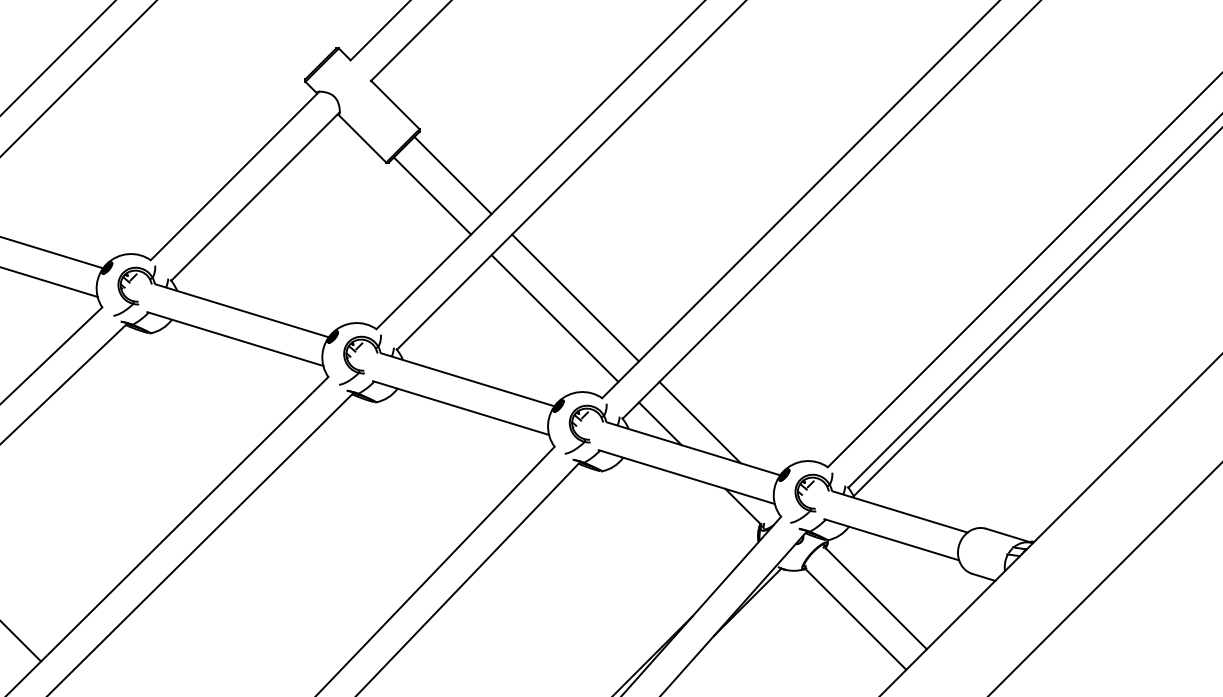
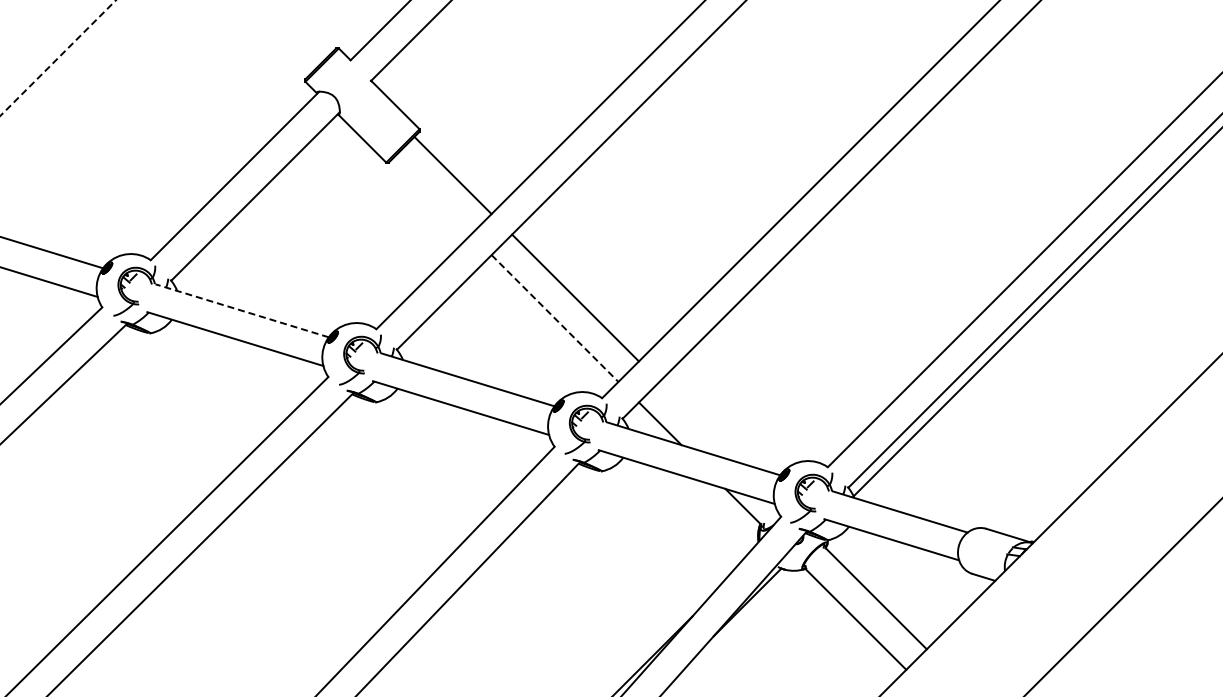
line: solid -> dashed (57, 58)
line: present -> none (78, 78)
line: present -> none (432, 195)
line: solid -> dashed (242, 310)
line: solid -> dashed (555, 318)
line: present -> none (699, 422)
line position: (1104, 578) -> (1123, 597) (1123, 597)
line: present -> none (21, 641)
